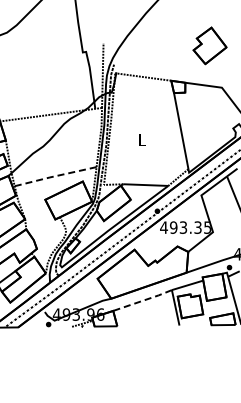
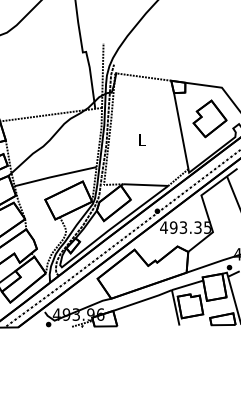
part position: (209, 45) -> (209, 118) (209, 118)
line: dashed -> solid (54, 176)
line: dashed -> solid (143, 300)
